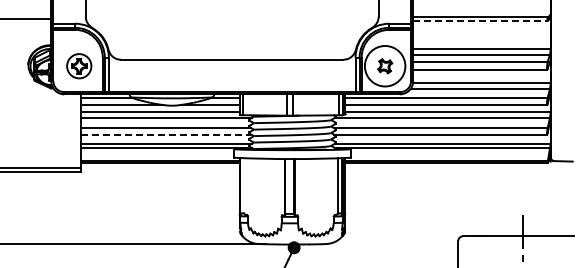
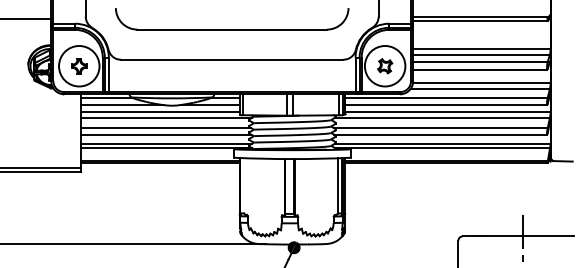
line: dashed -> solid (481, 21)
part: none -> present (232, 29)
circle diameter: 24 px -> 40 px (79, 66)
line: dashed -> solid (166, 134)
